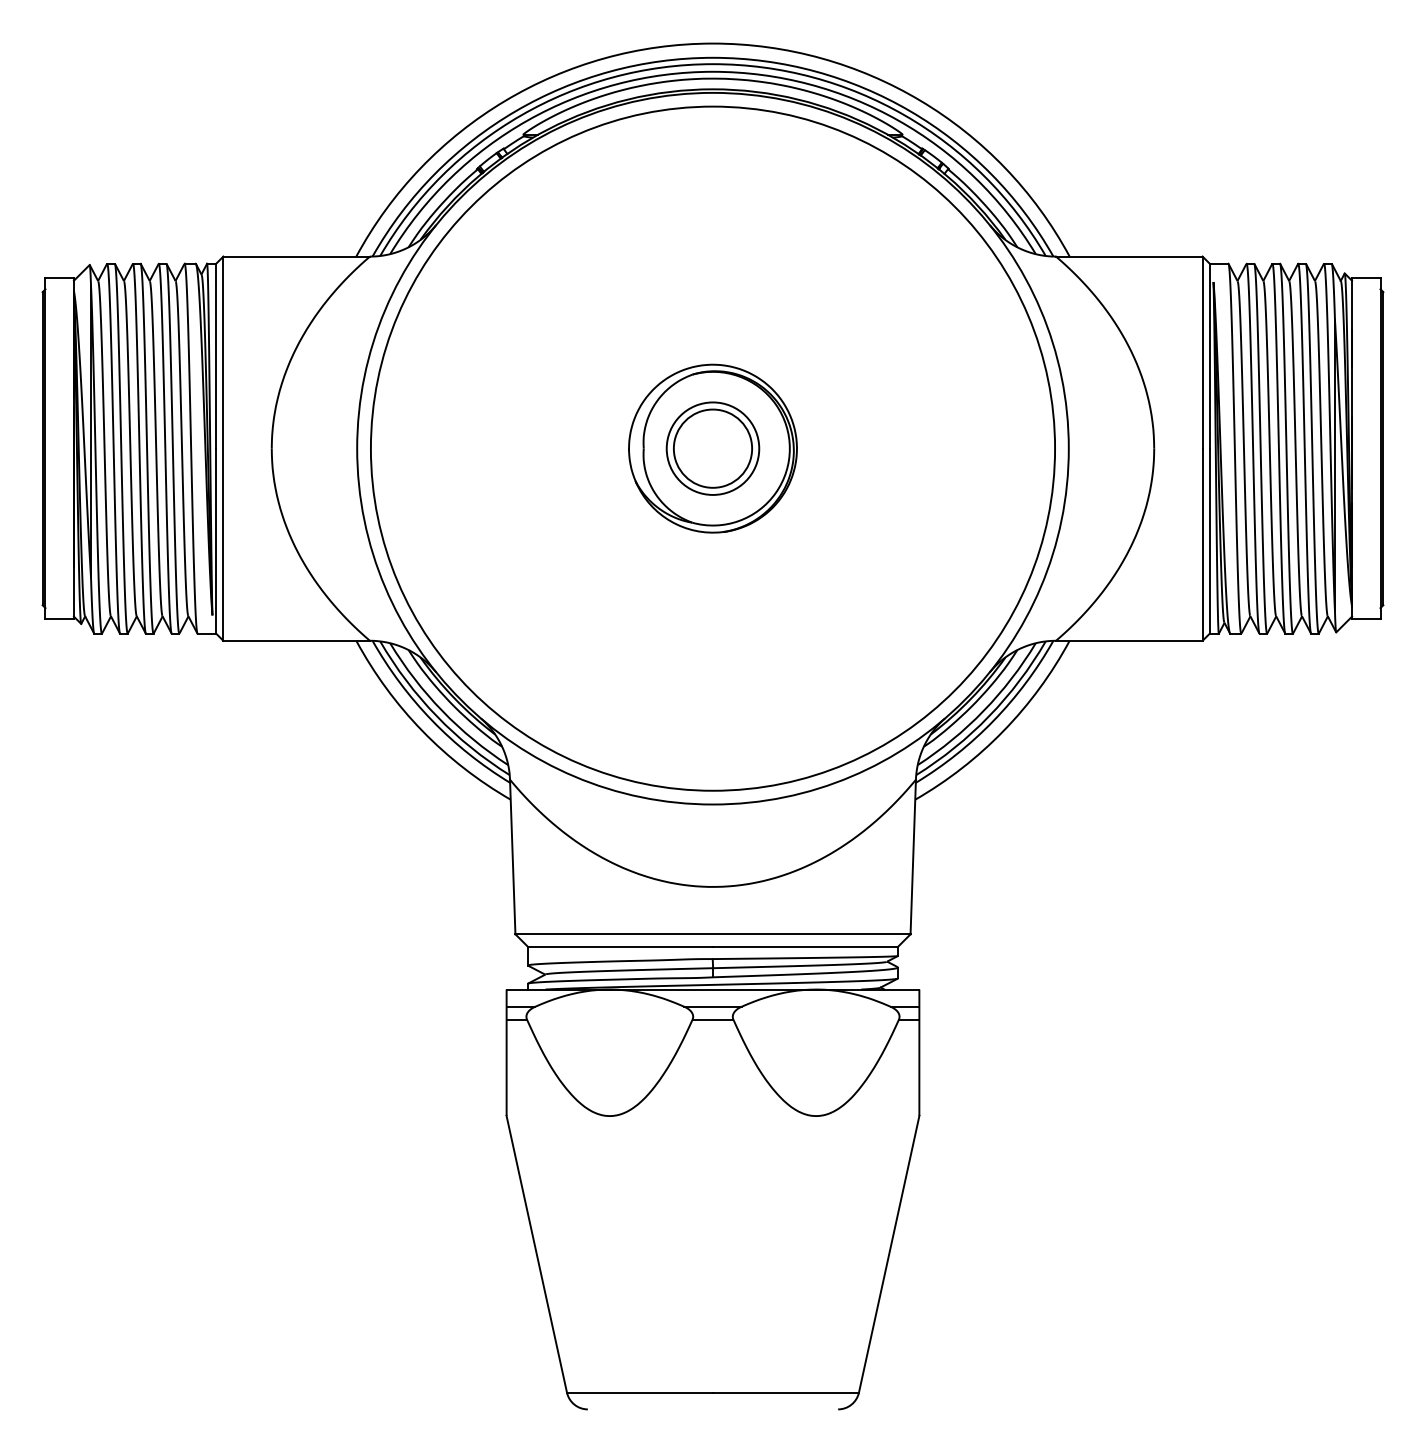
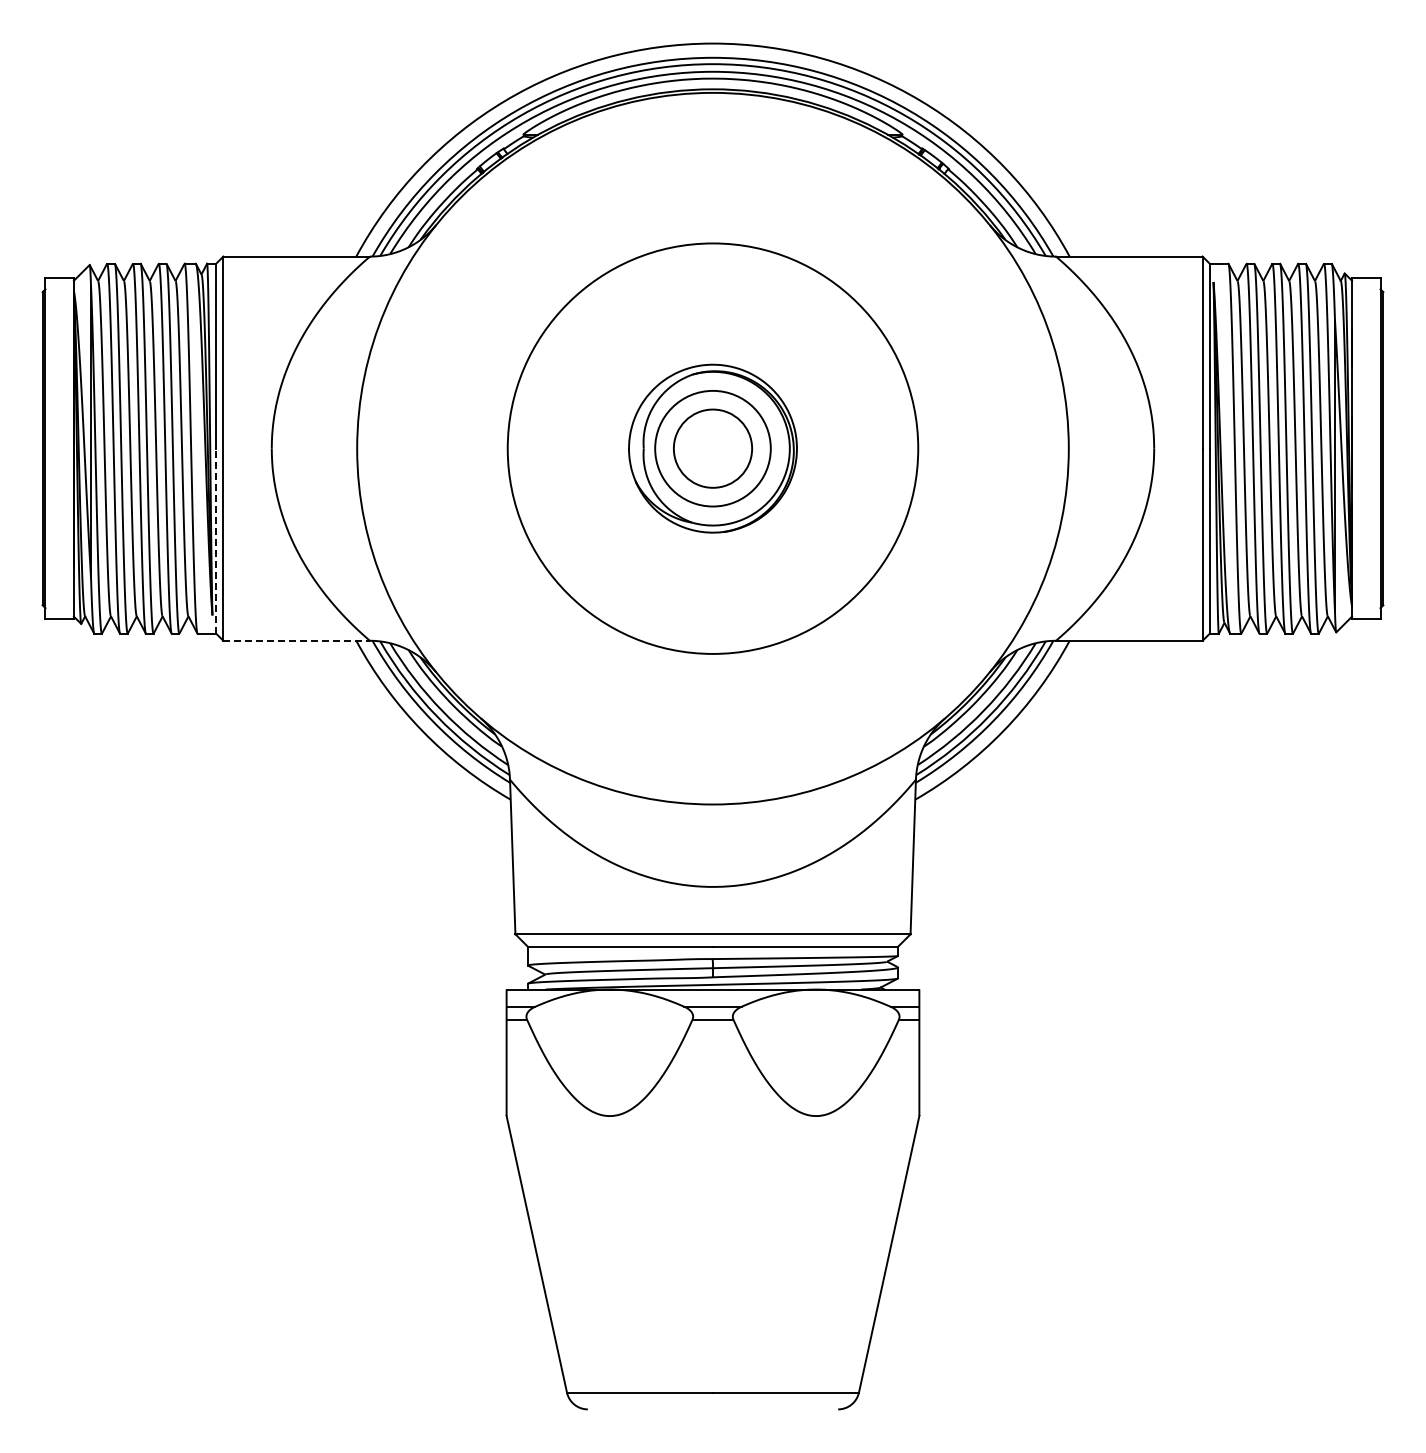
circle diameter: 684 px -> 410 px (712, 448)
circle diameter: 93 px -> 116 px (712, 448)
line: solid -> dashed (216, 541)
line: solid -> dashed (297, 640)
